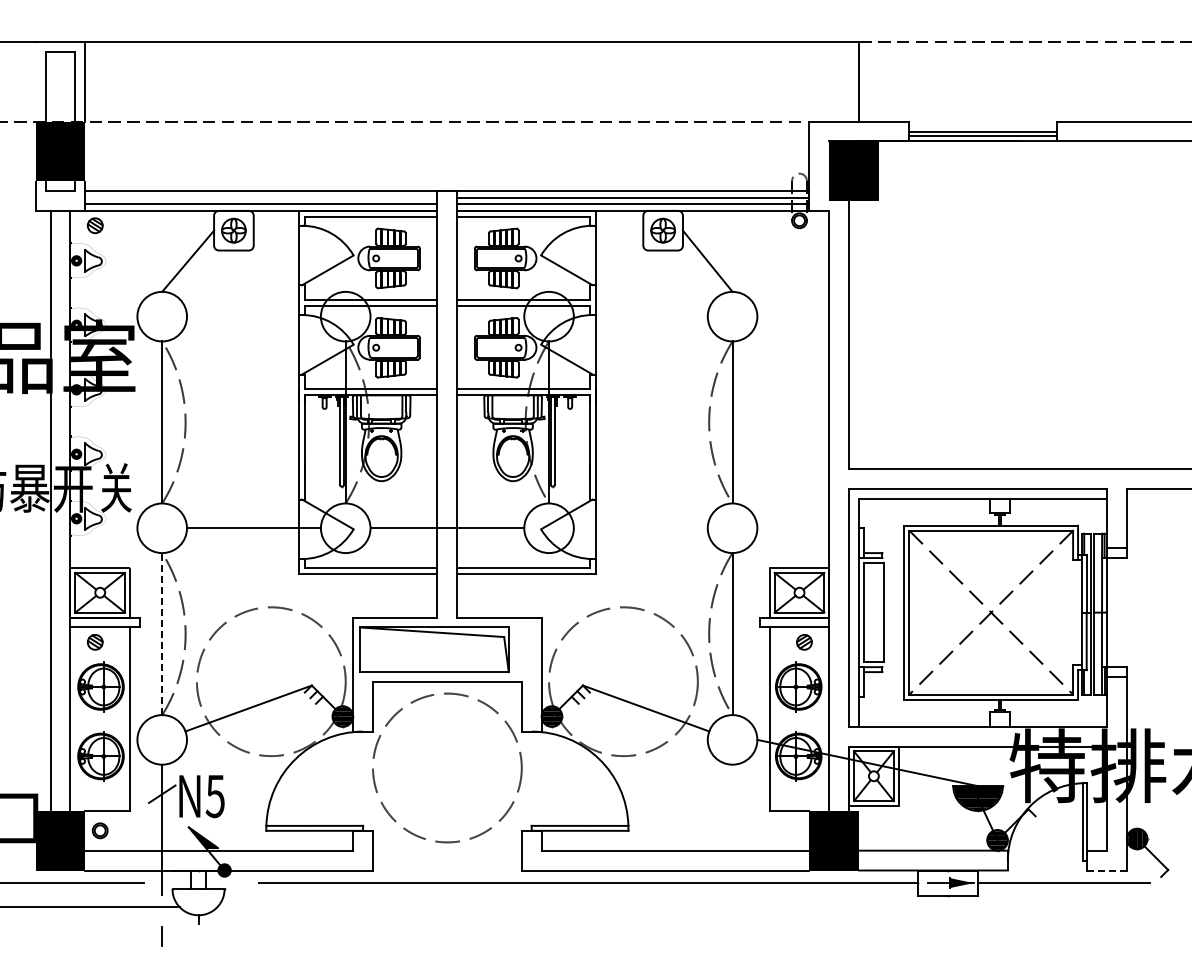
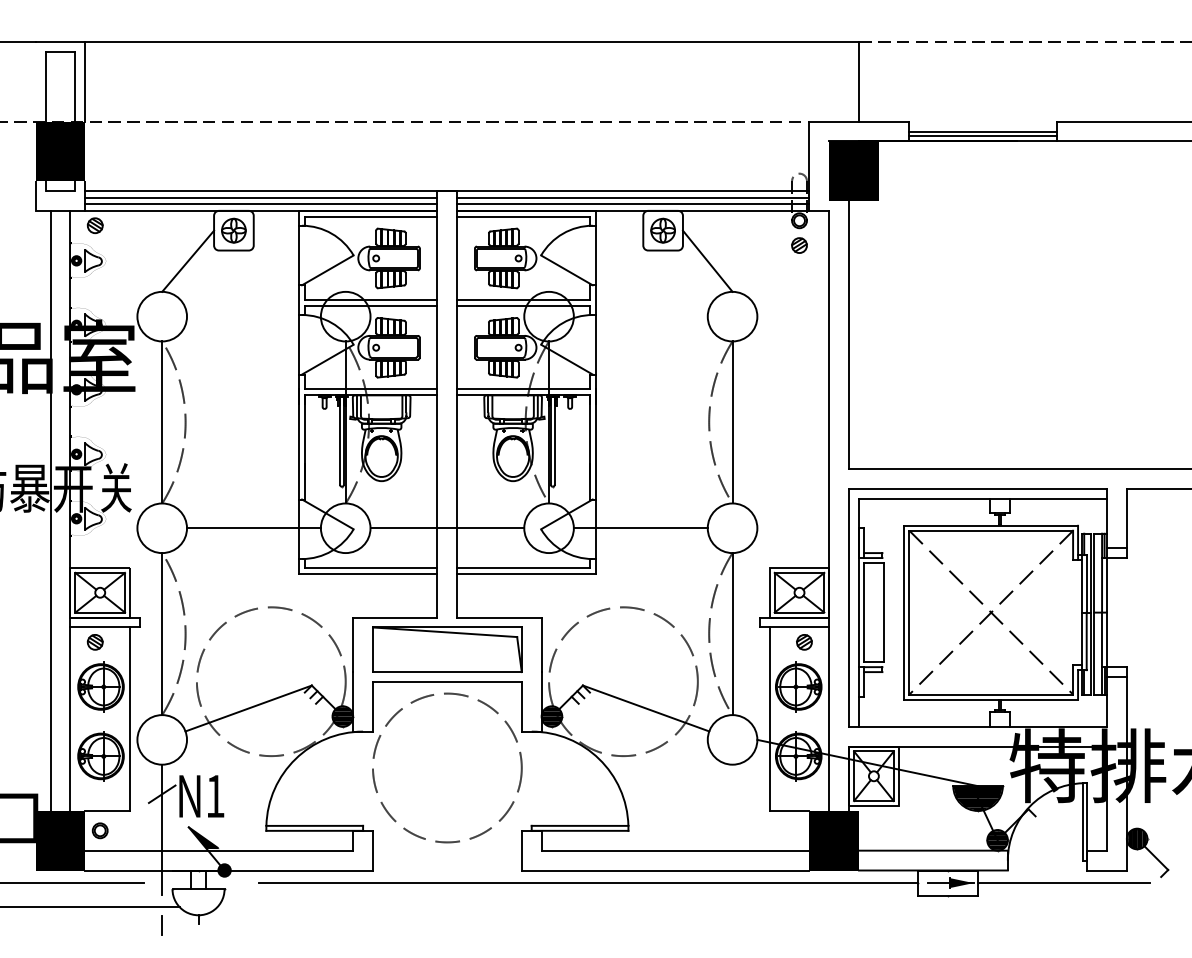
line: none -> present (261, 197)
part: none -> present (799, 245)
line: none -> present (640, 528)
line: dashed -> solid (162, 633)
part position: (434, 649) -> (447, 649) (447, 649)
text: N5 -> N1 (214, 796)
line: dashed -> solid (1107, 870)
line position: (161, 936) -> (161, 925) (161, 925)
